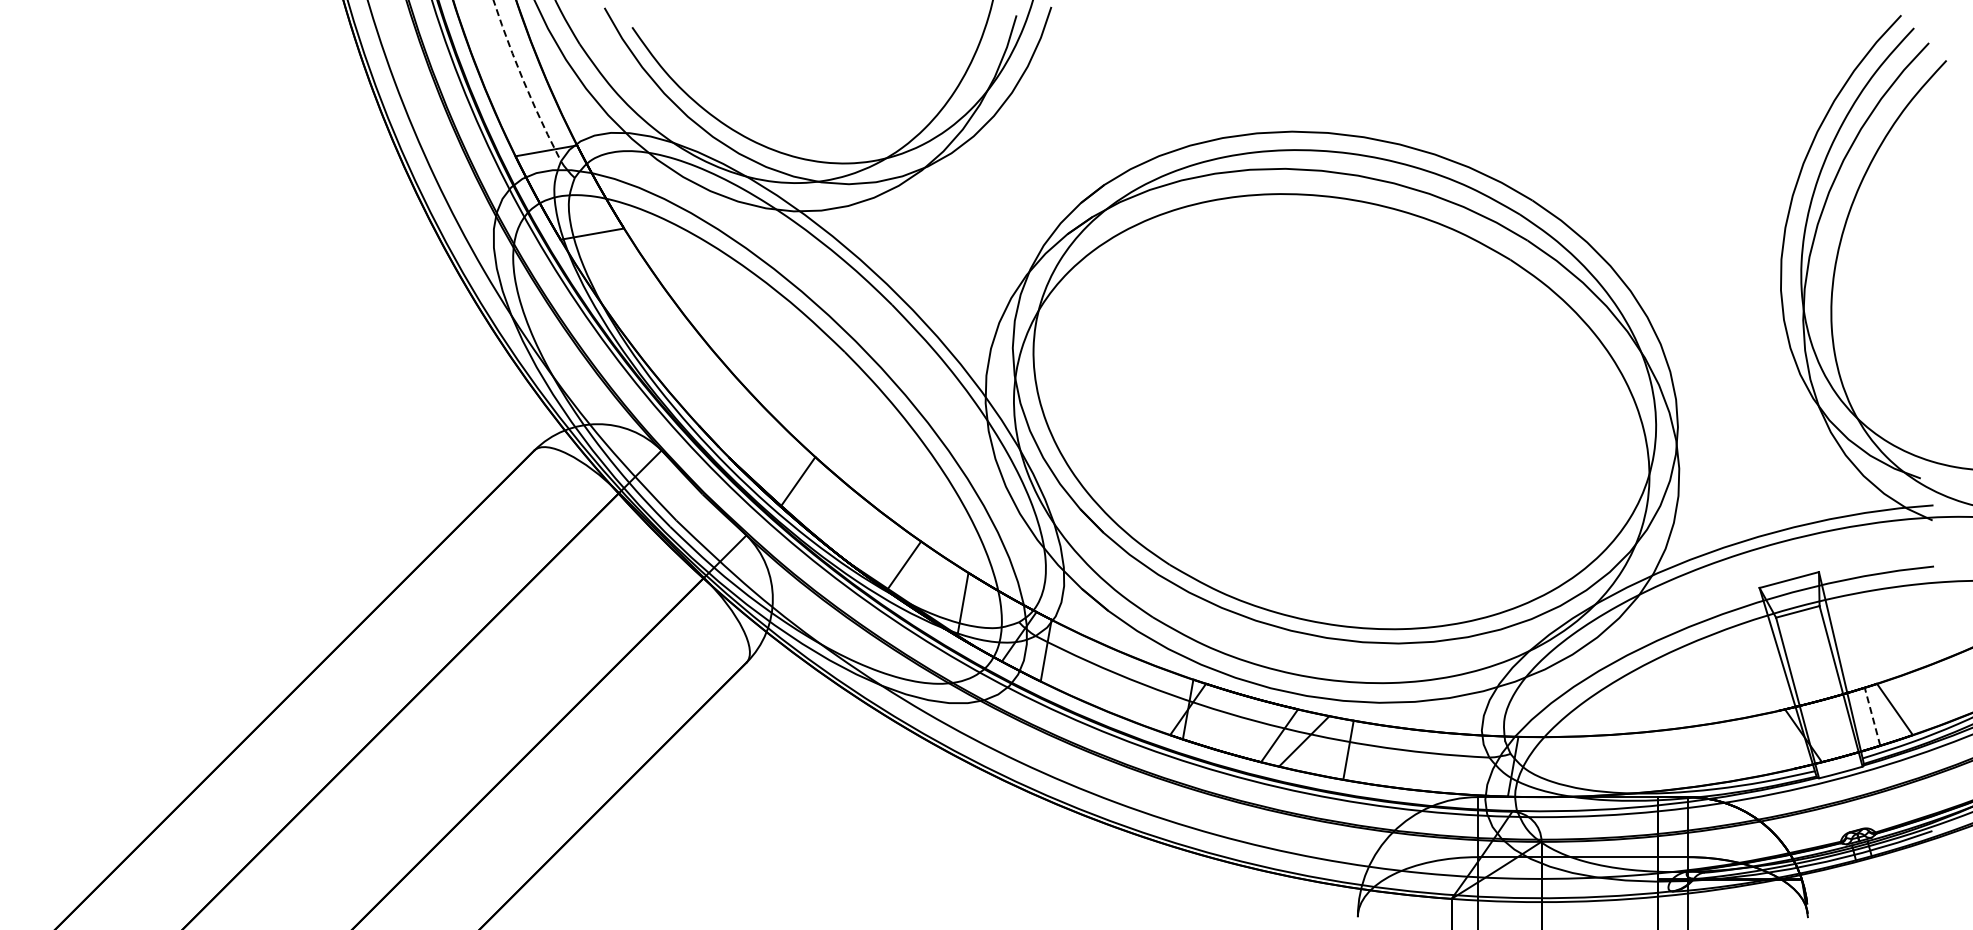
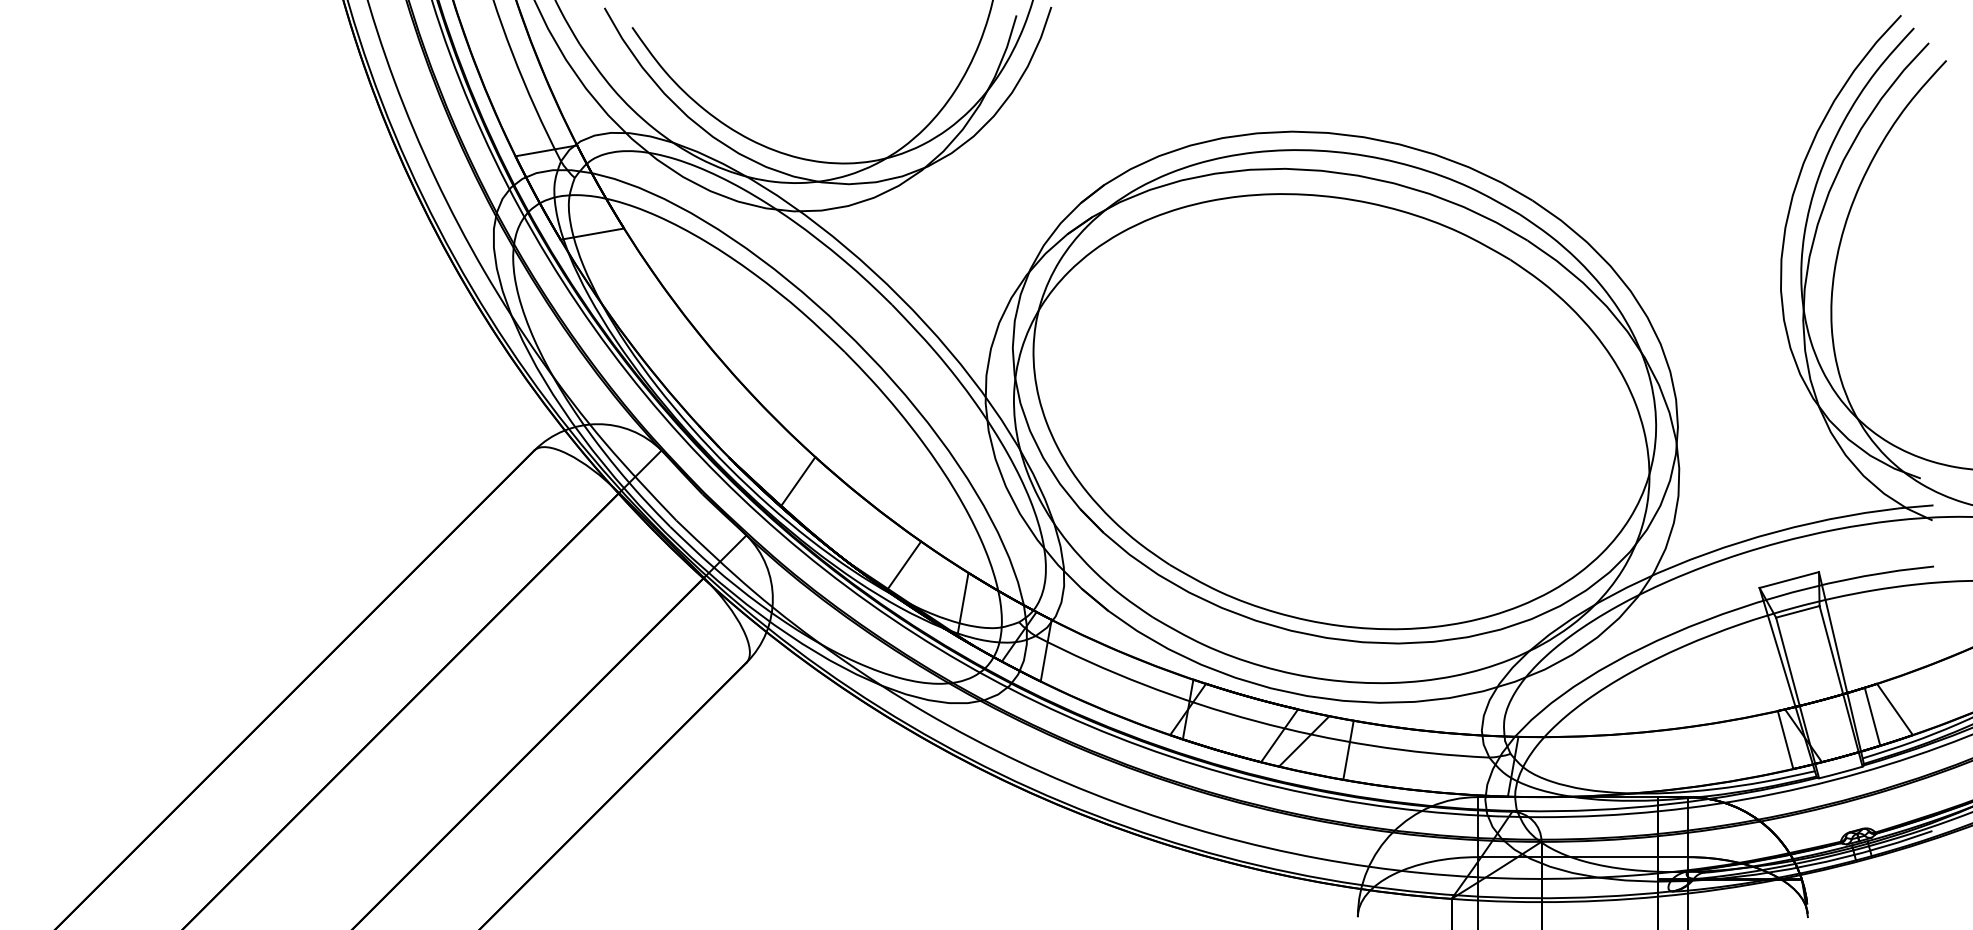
arc: dashed -> solid (523, 81)
line: dashed -> solid (1872, 716)
line: none -> present (1785, 740)
